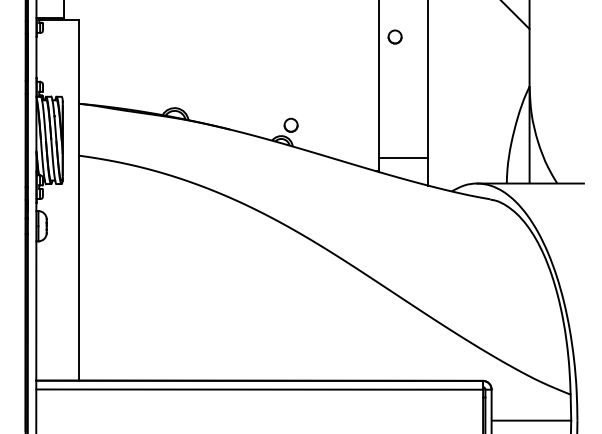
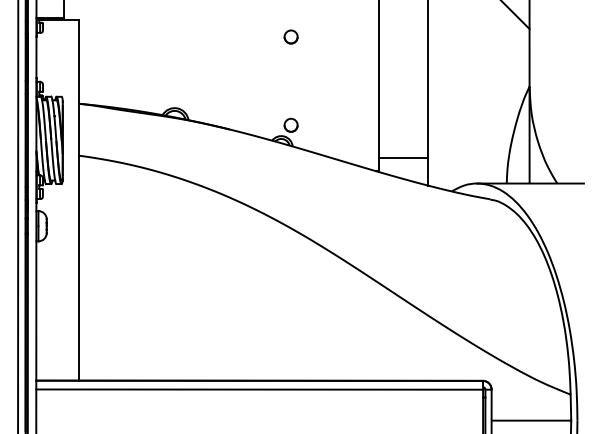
circle position: (394, 36) -> (290, 36) (290, 36)
line: none -> present (18, 216)
